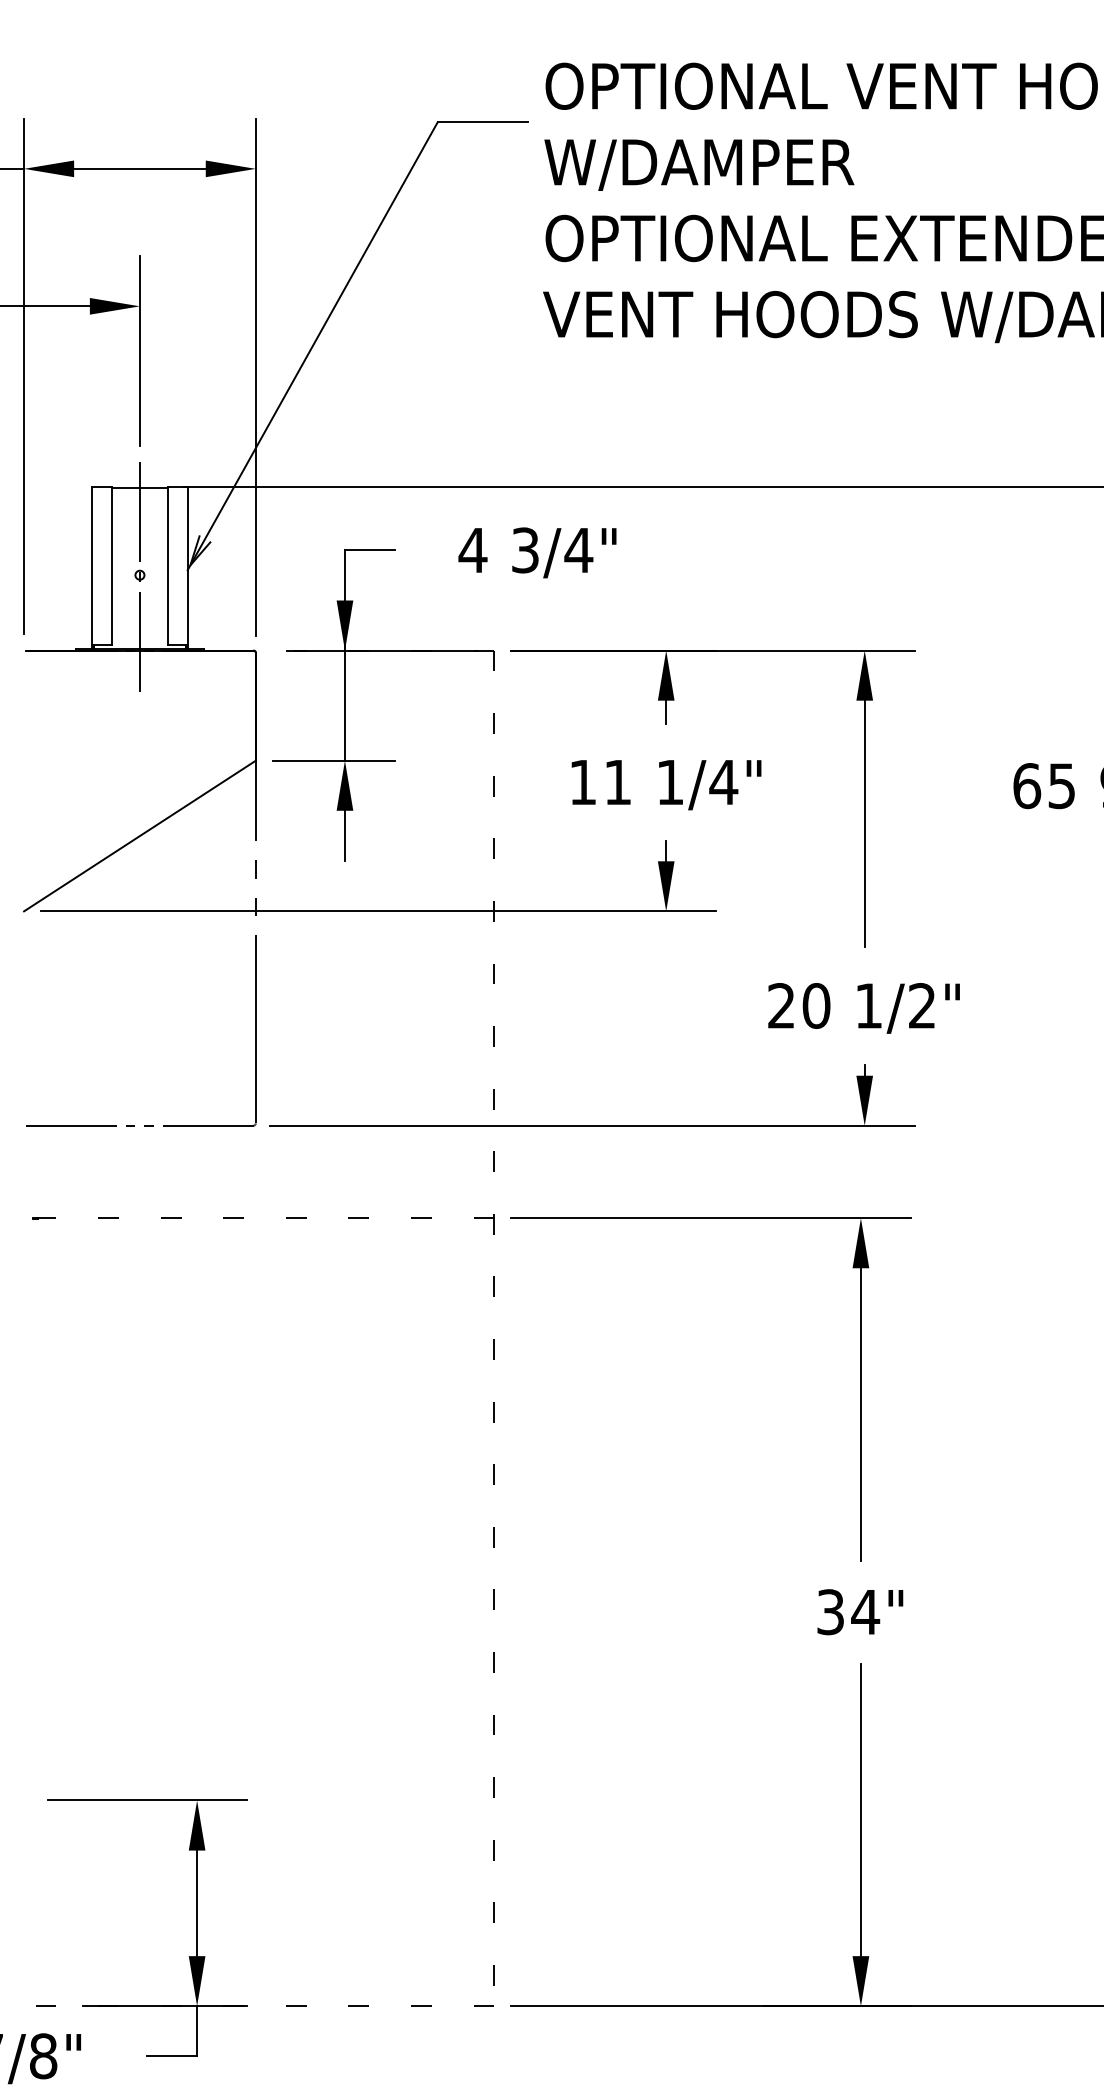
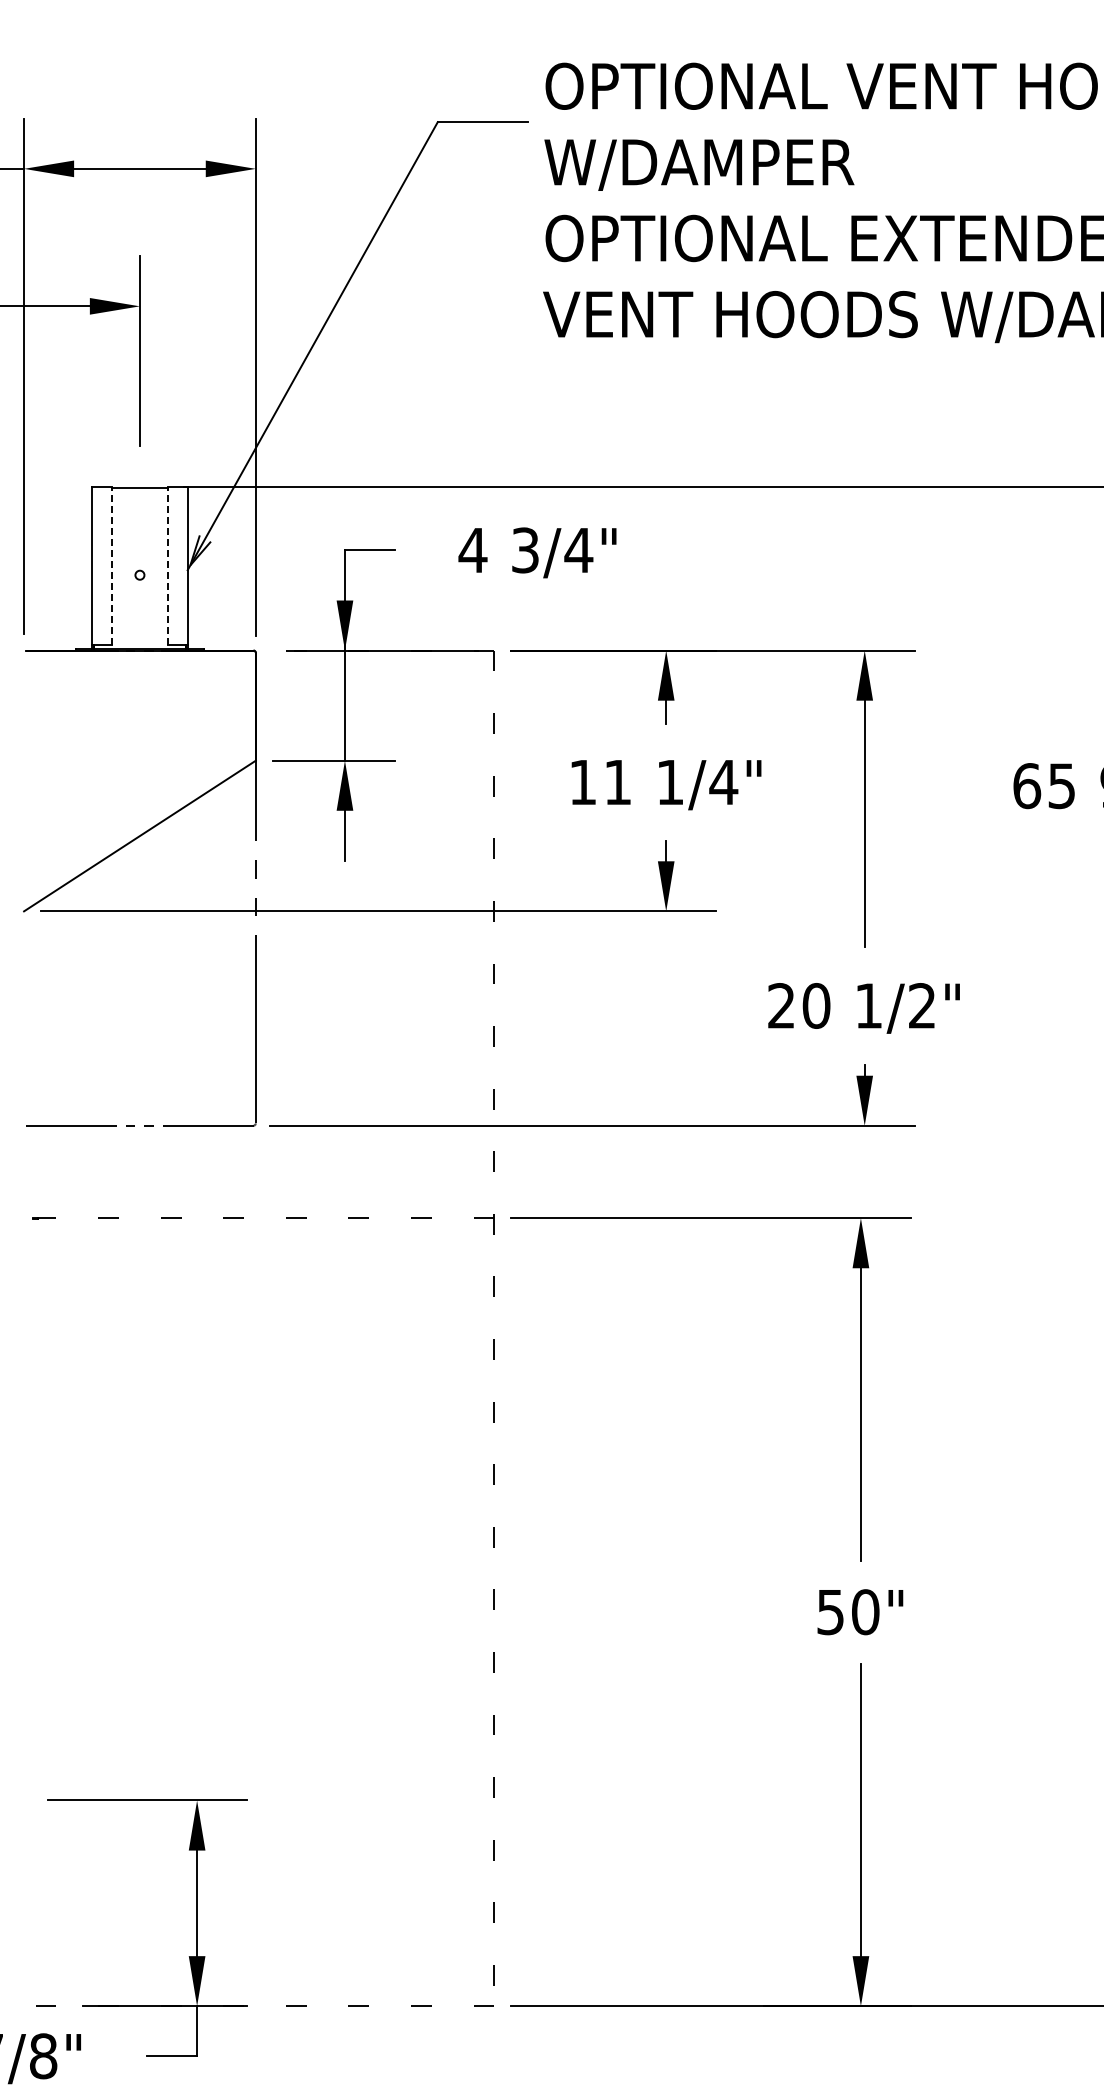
line: solid -> dashed (112, 565)
line: solid -> dashed (167, 565)
line: present -> none (139, 576)
text: 34" -> 50" (848, 1612)
